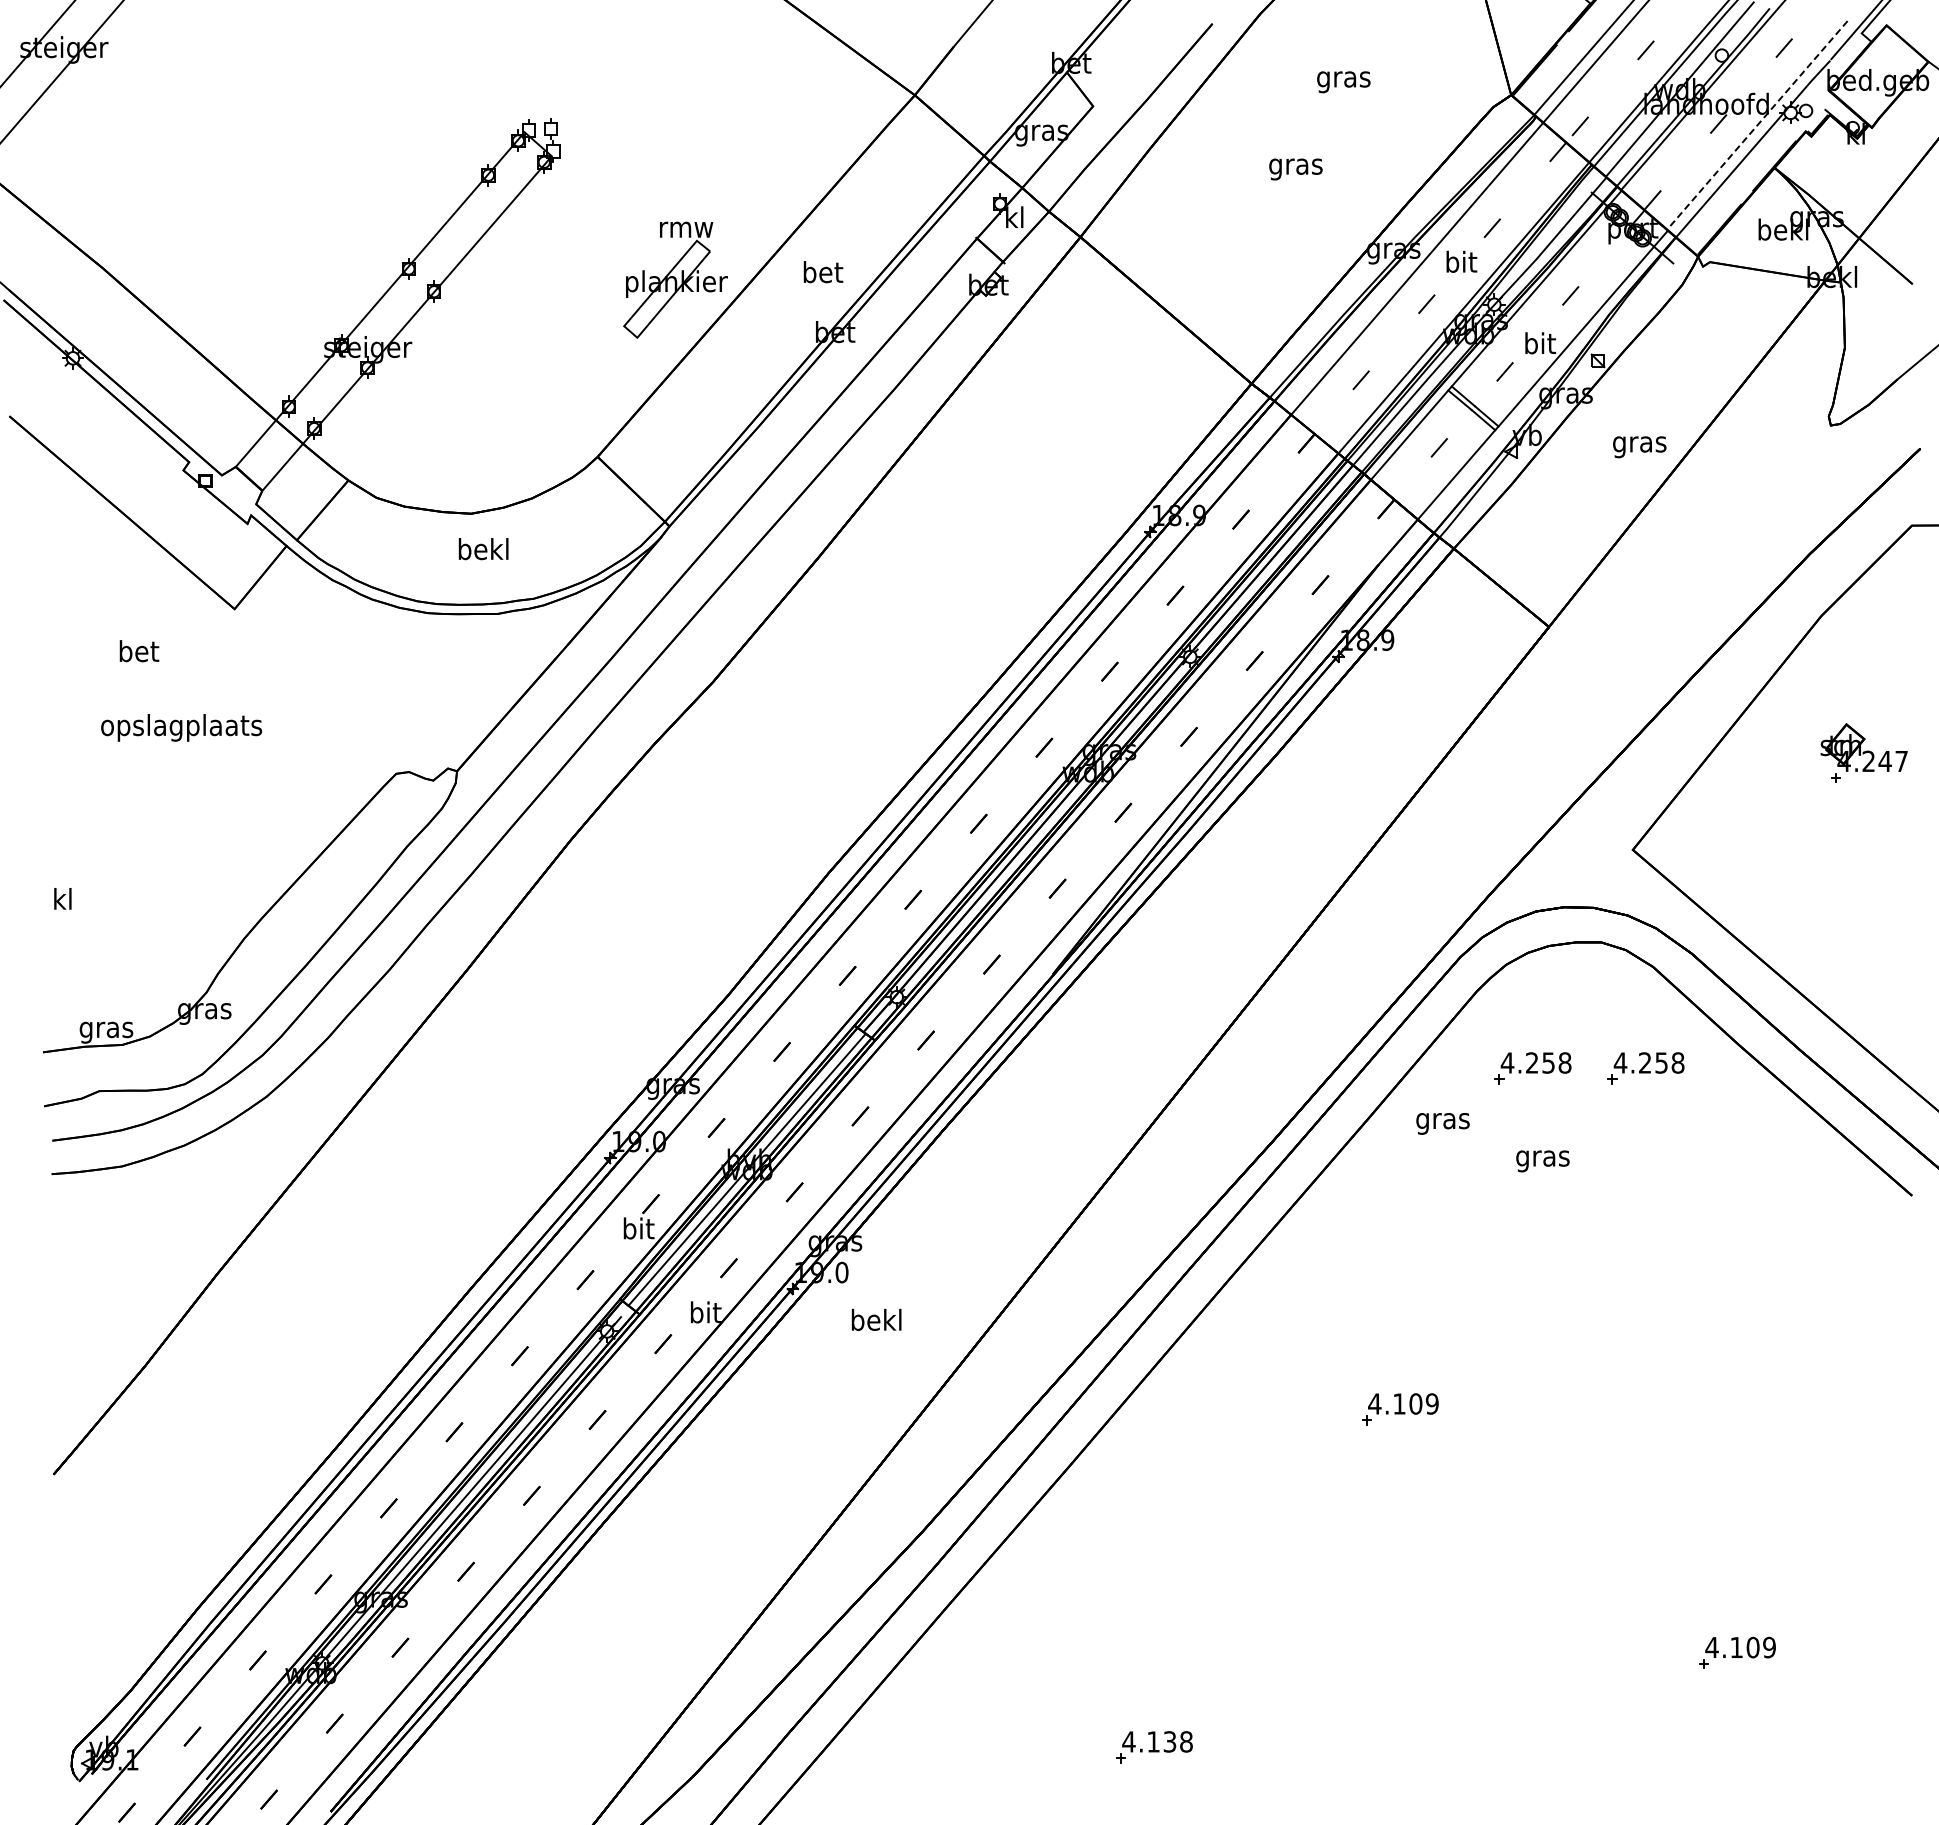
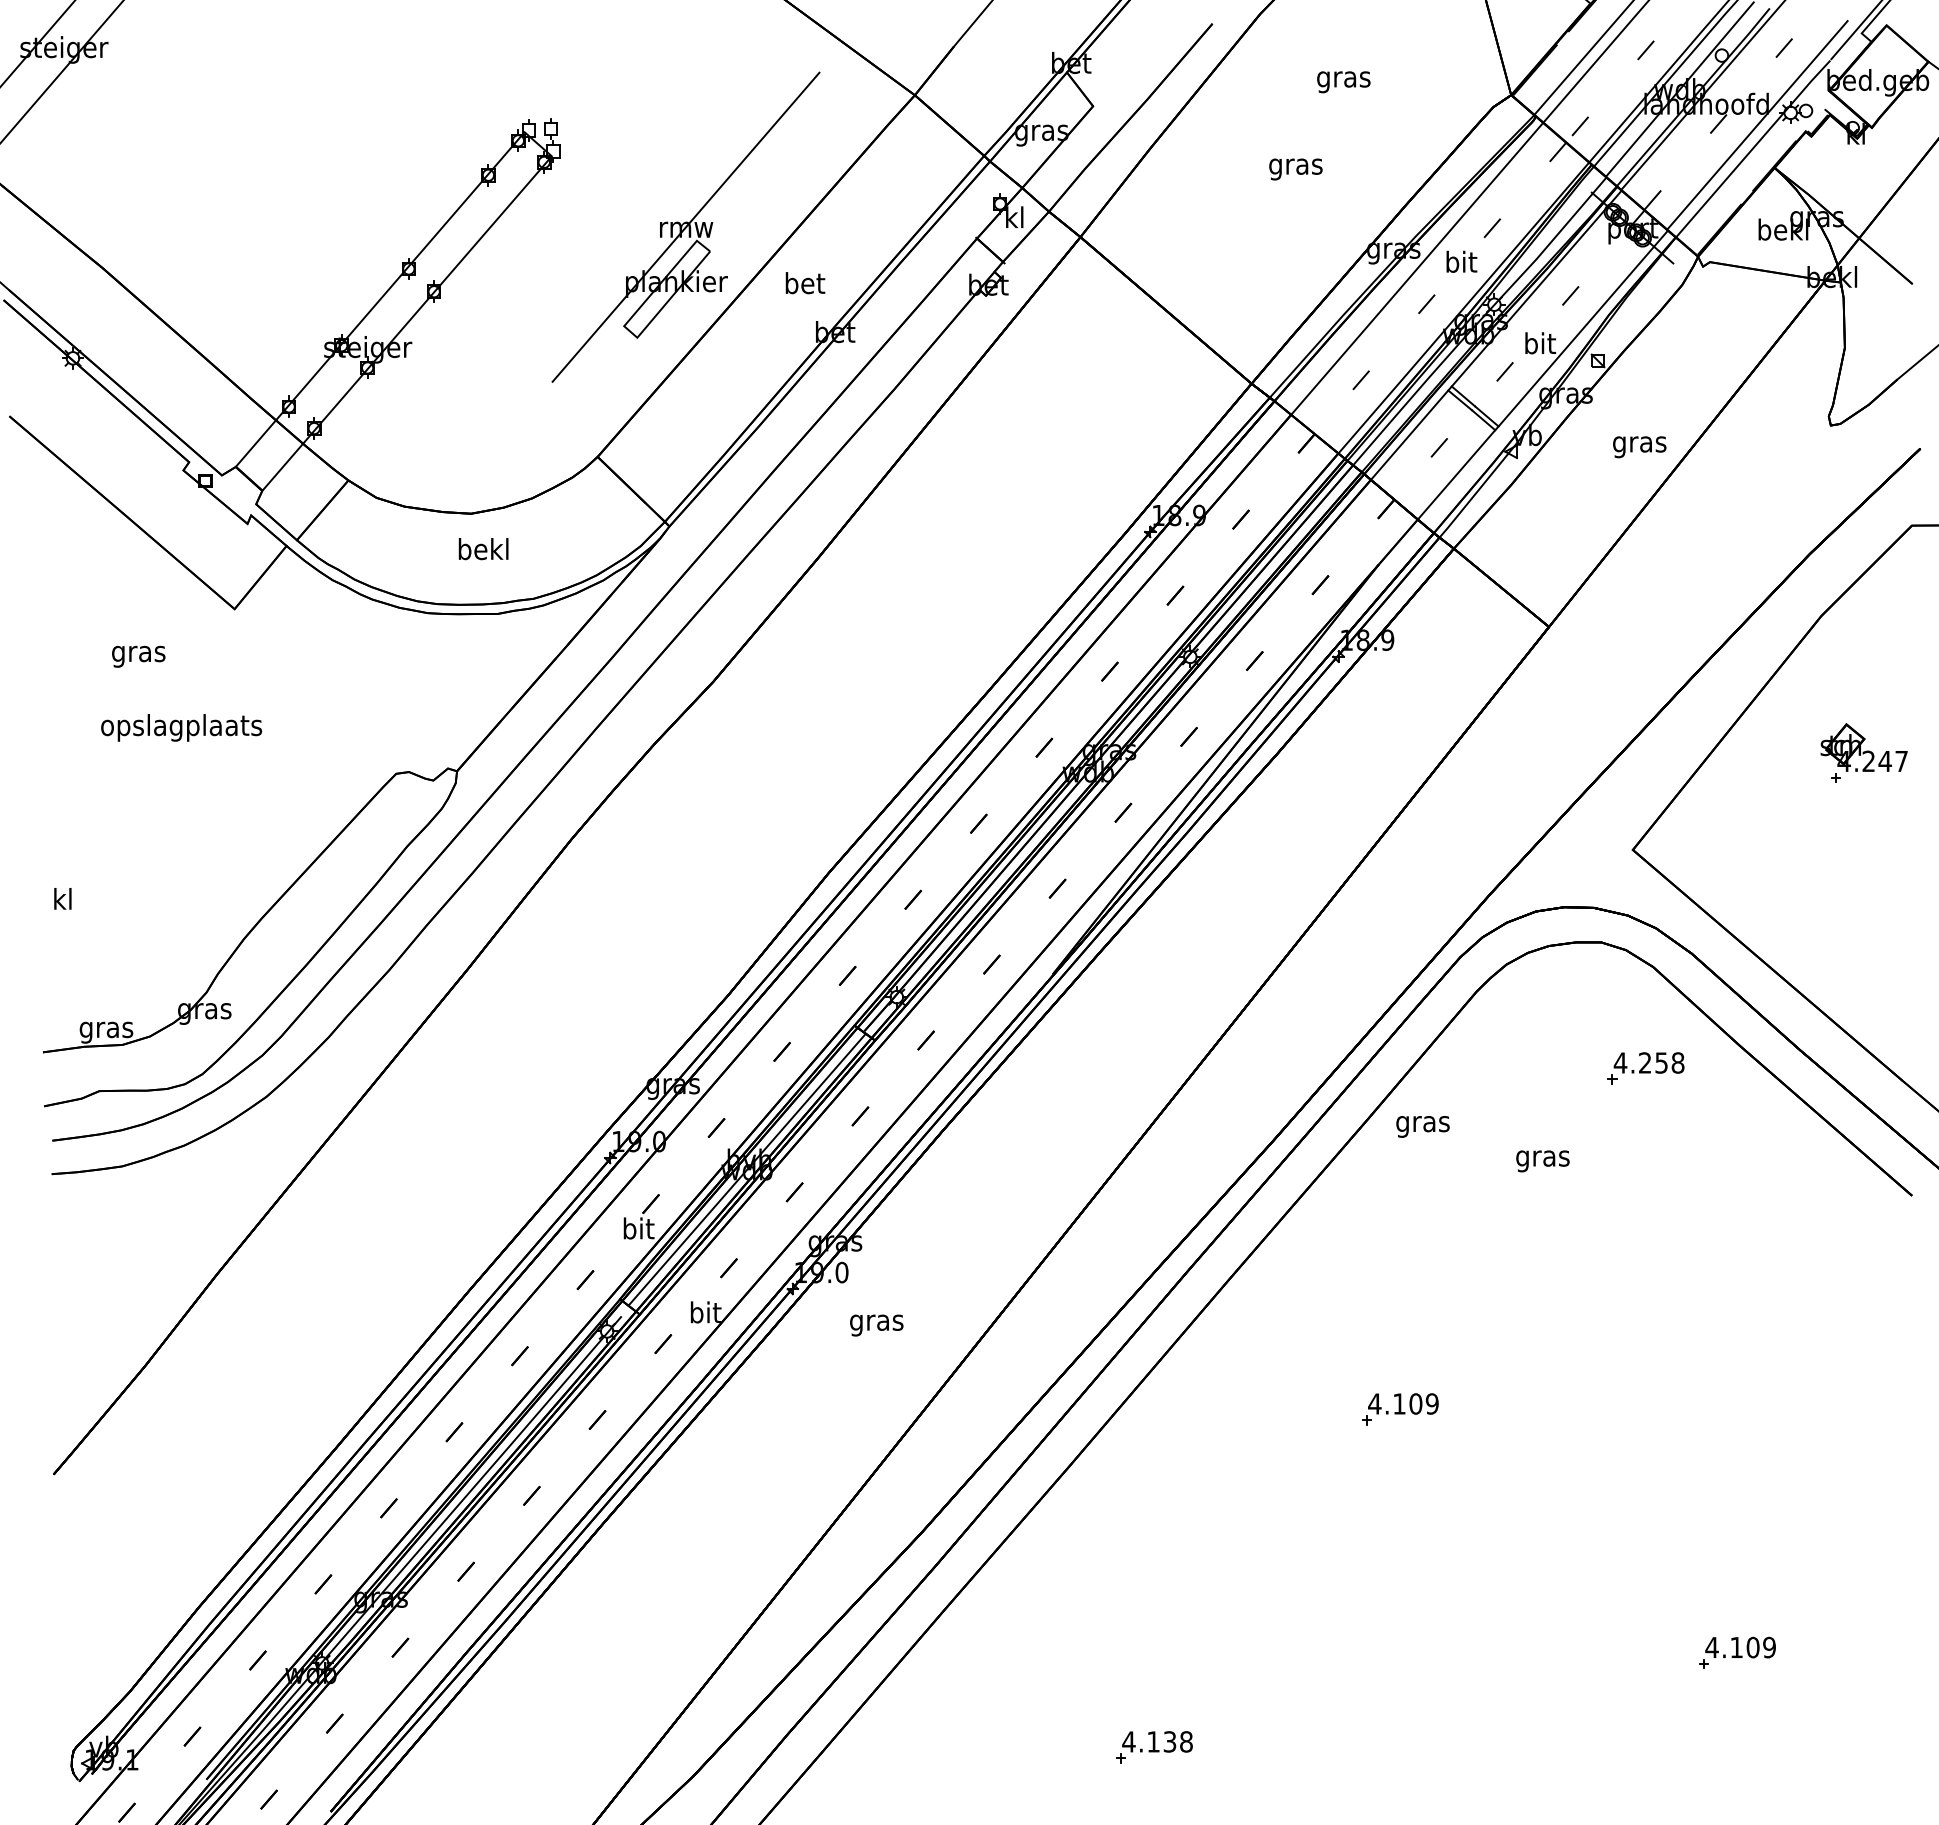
line: dashed -> solid (1757, 125)
line: none -> present (685, 226)
text position: (823, 272) -> (805, 283) (805, 283)
text: bet -> gras (138, 653)
part: present -> none (1532, 1068)
text position: (1442, 1123) -> (1422, 1126) (1422, 1126)
text: bekl -> gras (876, 1322)
